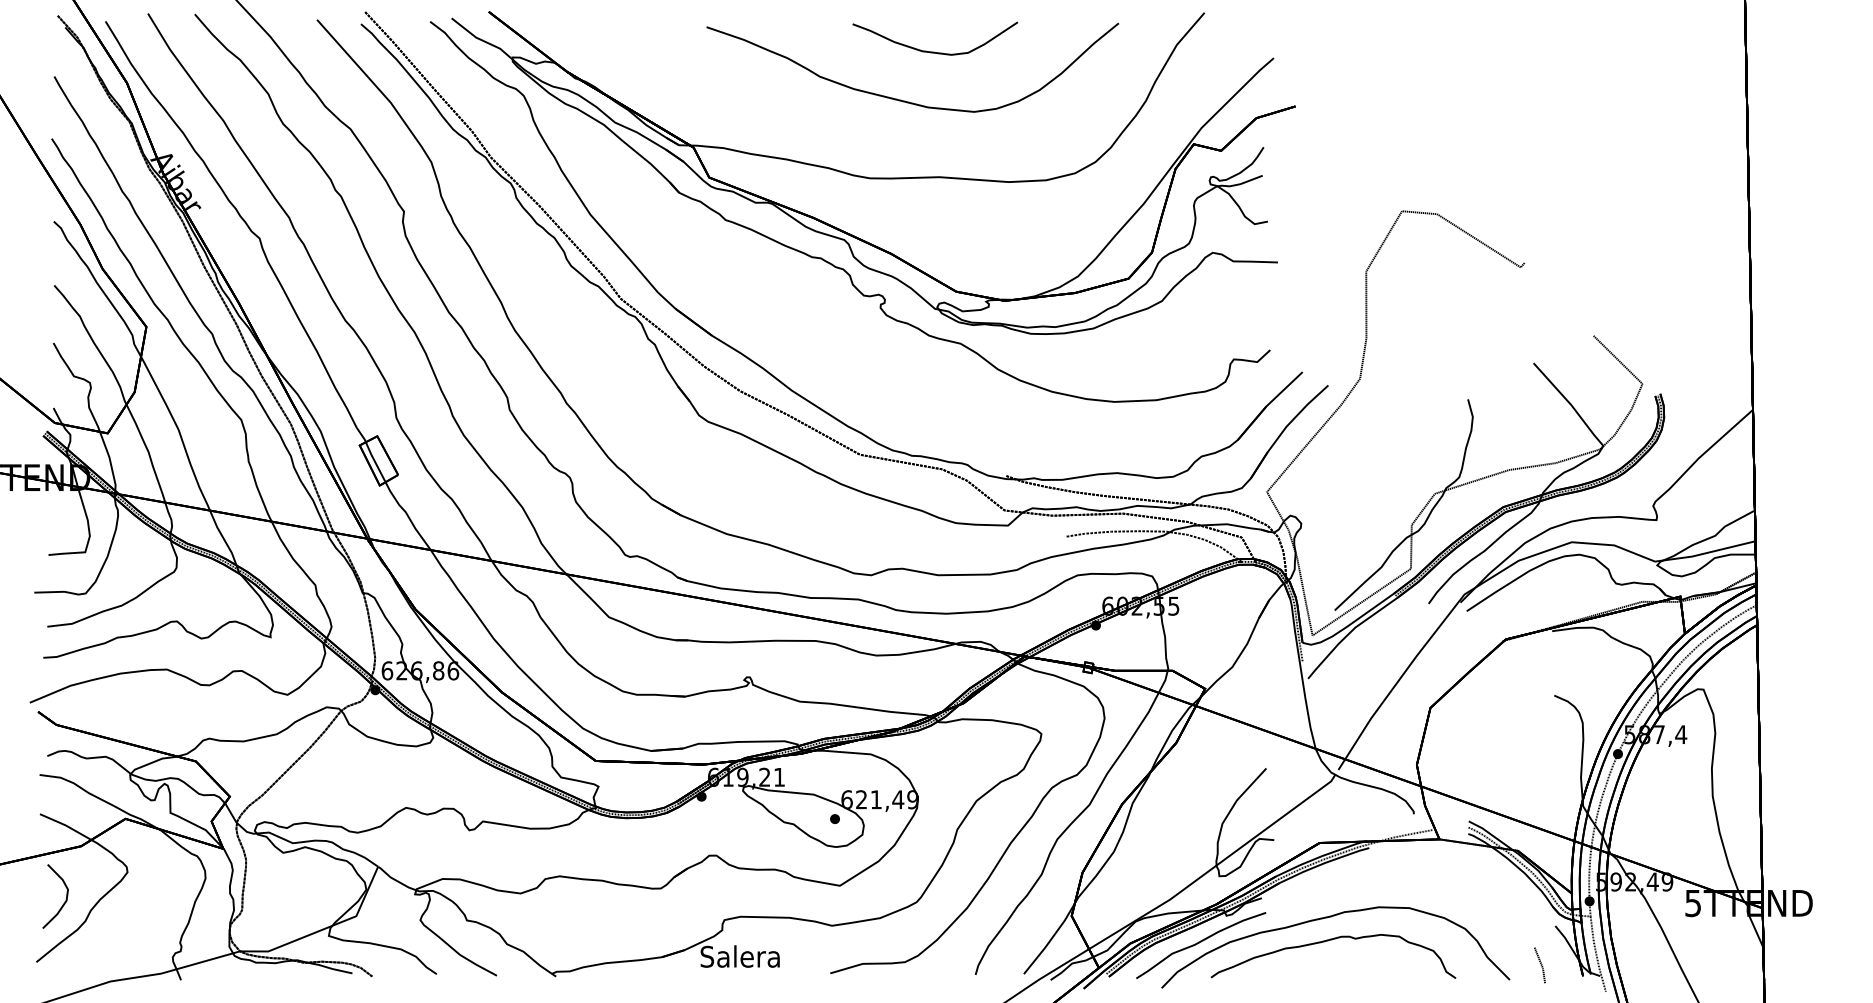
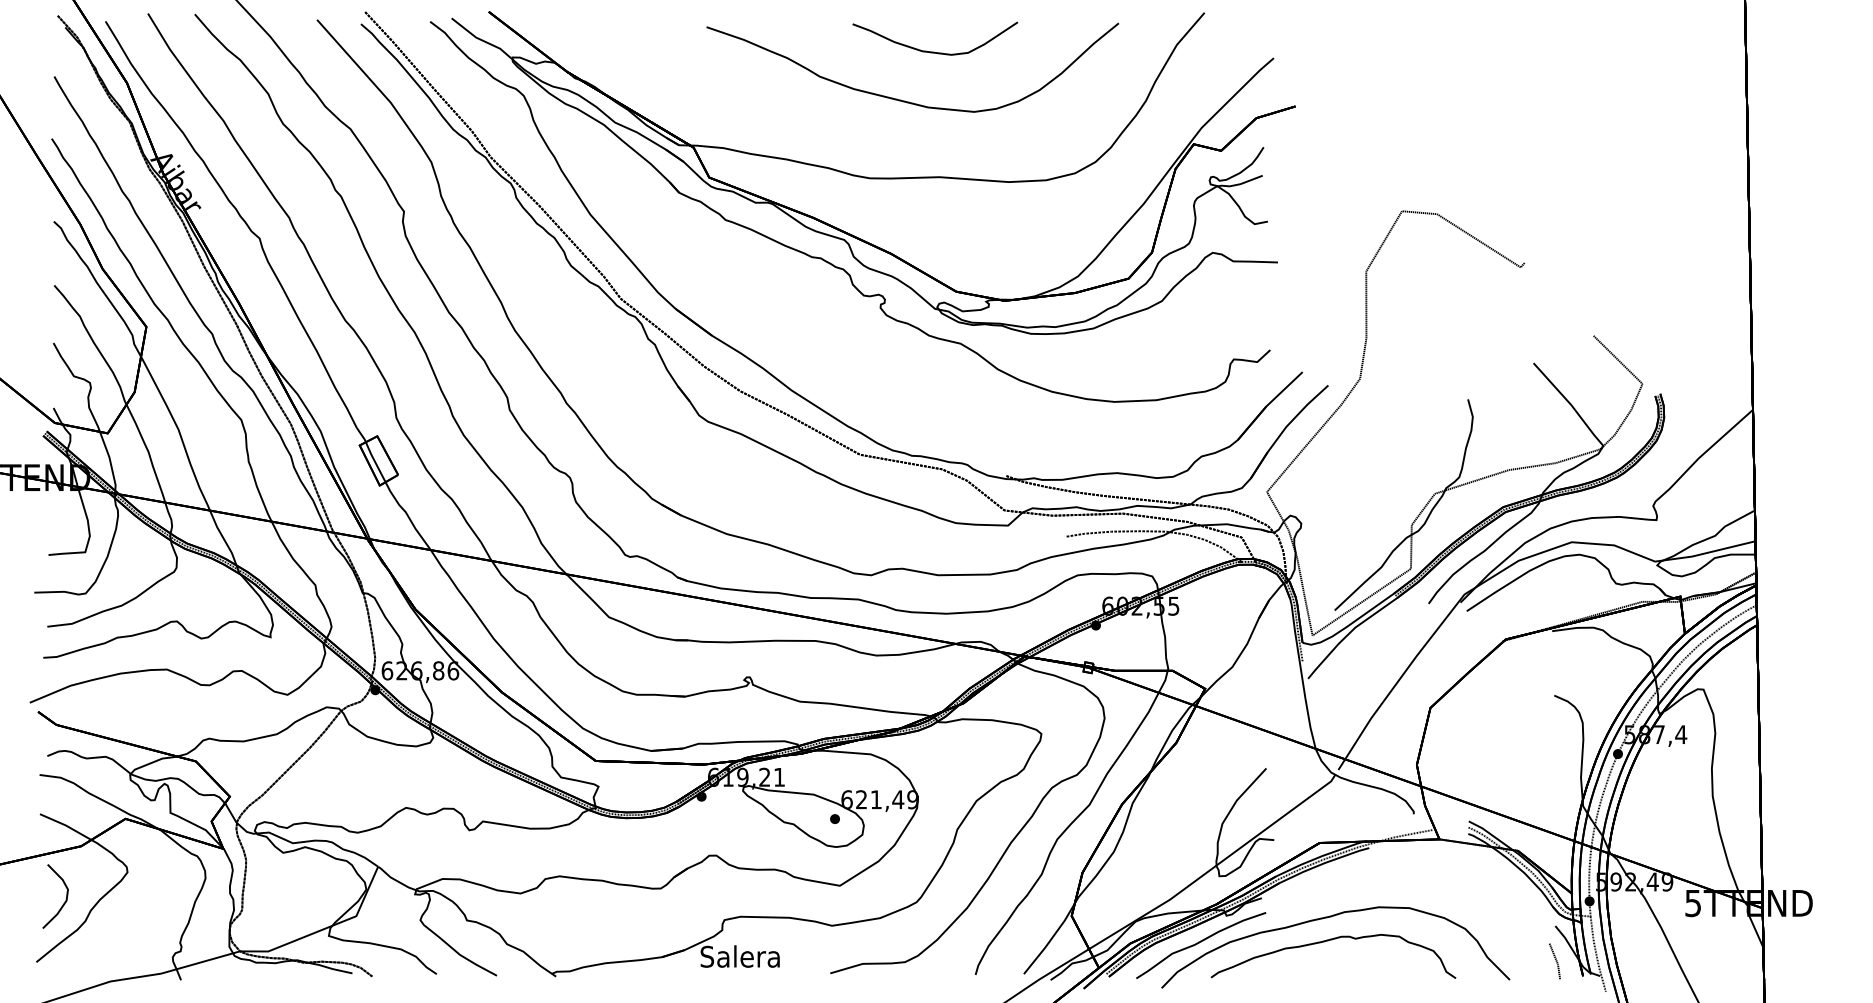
line position: (1540, 965) -> (1555, 961) (1555, 961)
